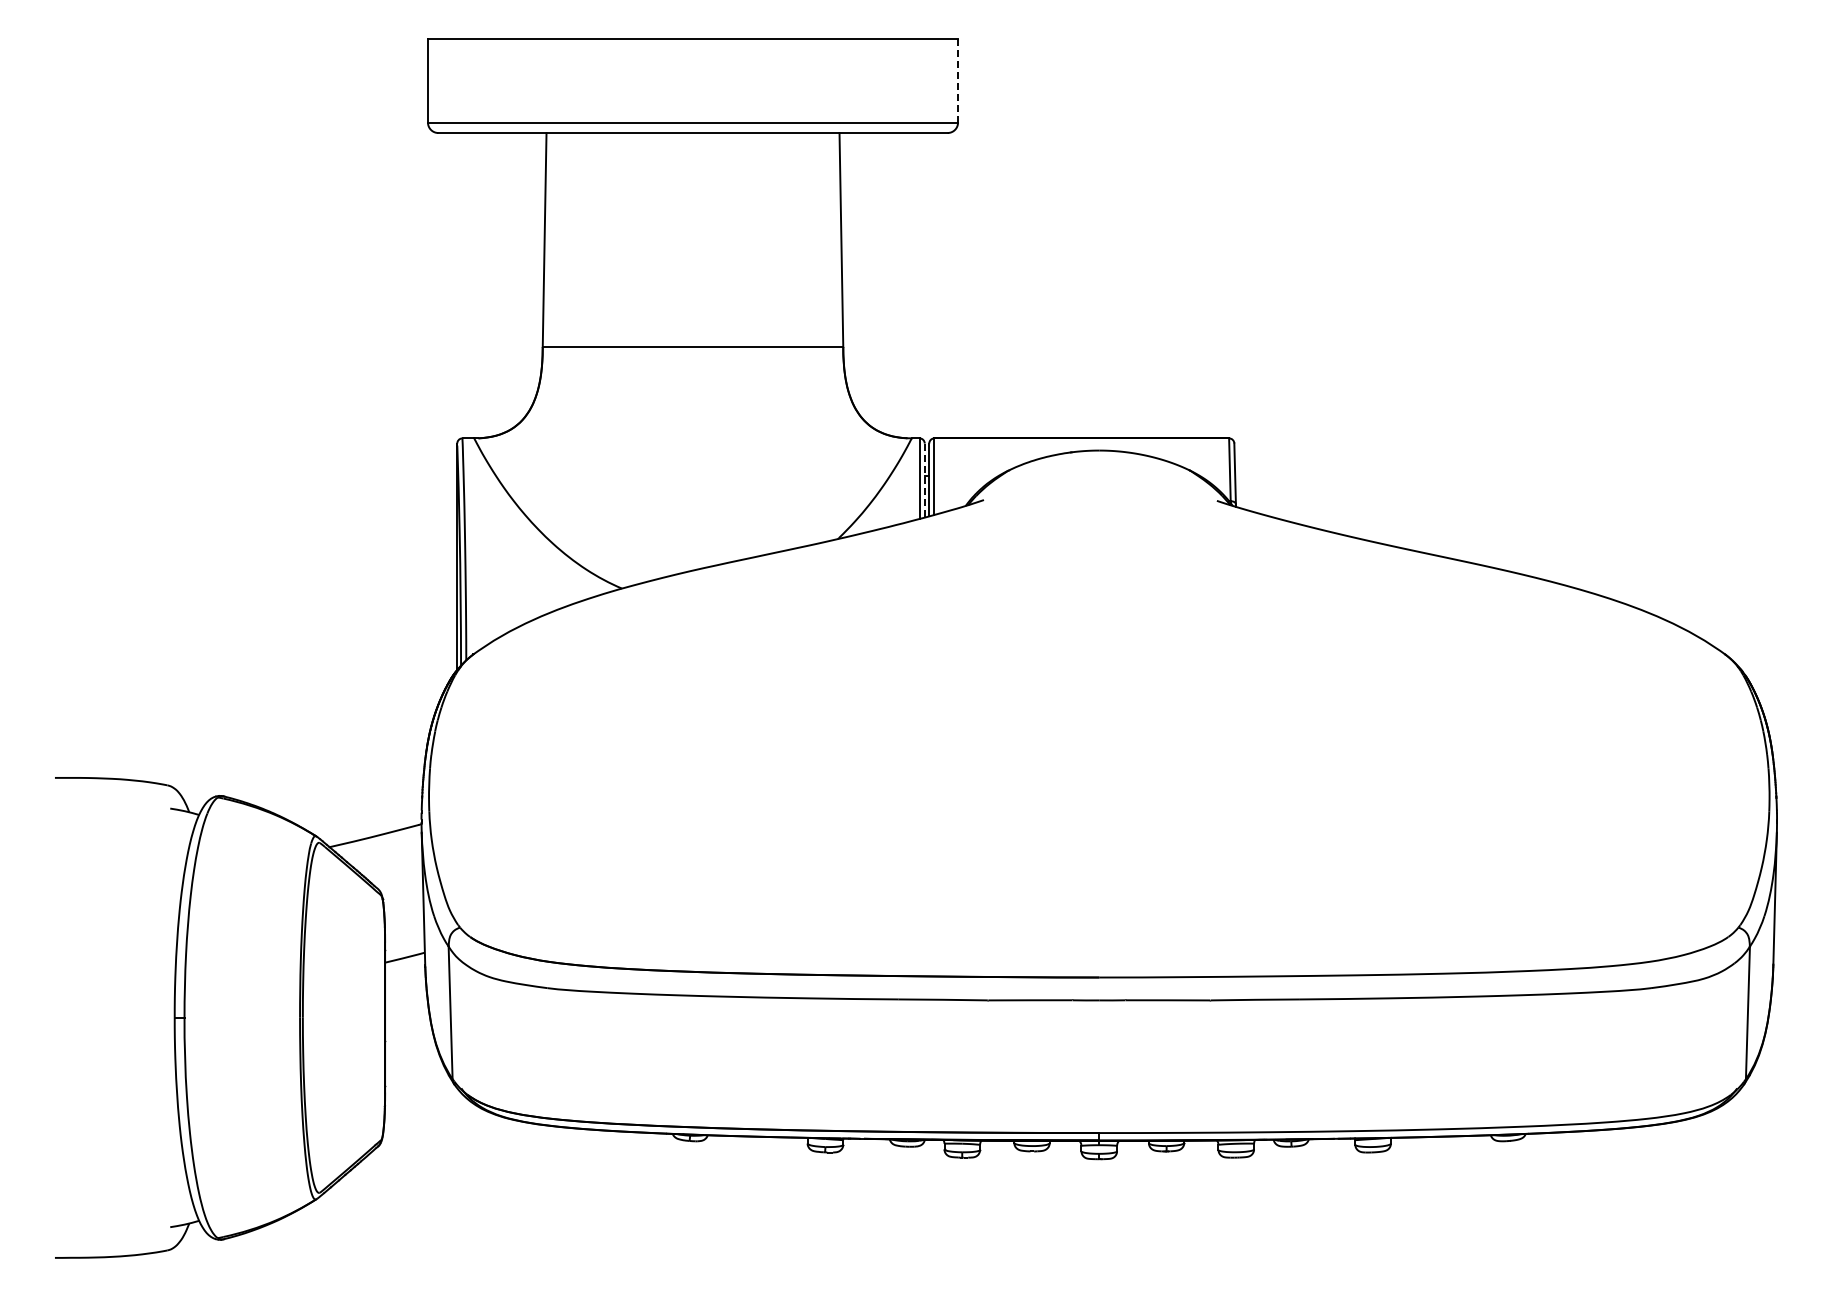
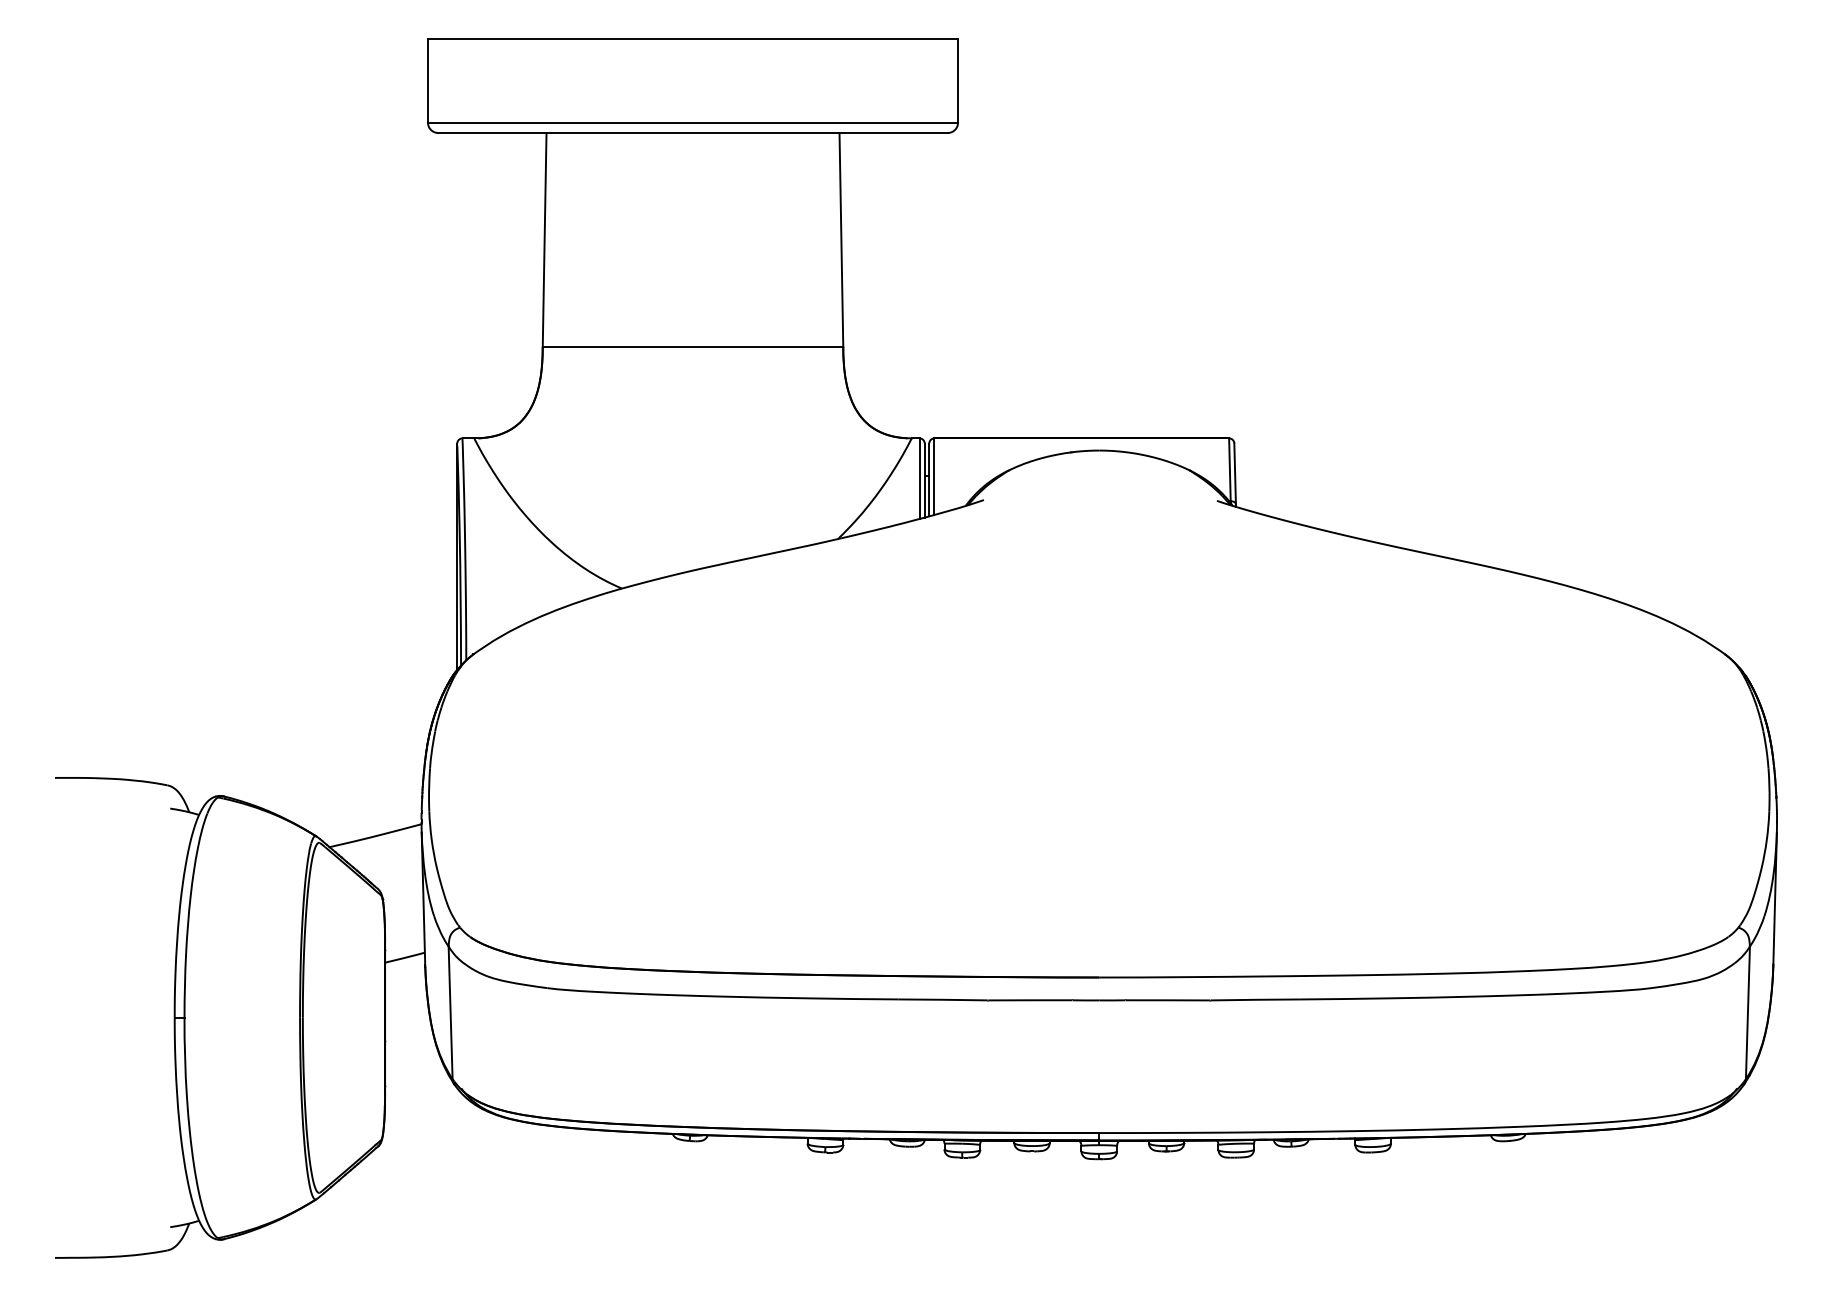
line: dashed -> solid (958, 80)
line: dashed -> solid (924, 480)
